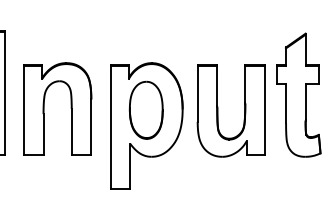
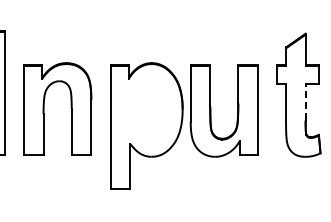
line: solid -> dashed (305, 101)
part: present -> none (145, 109)
part position: (218, 110) -> (211, 110) (211, 110)
